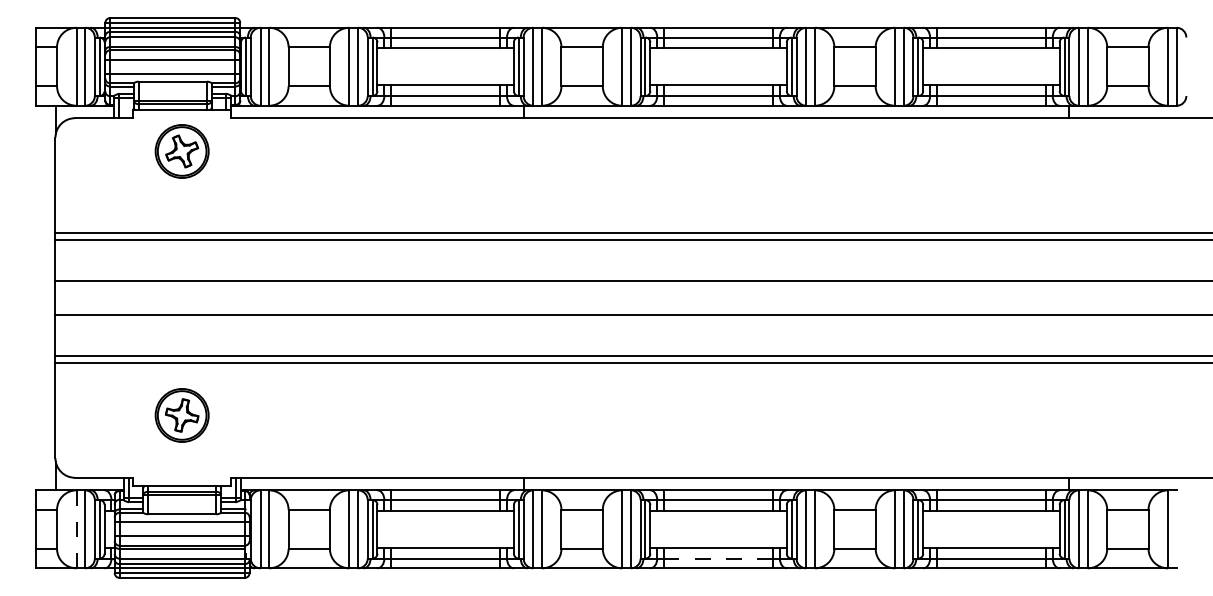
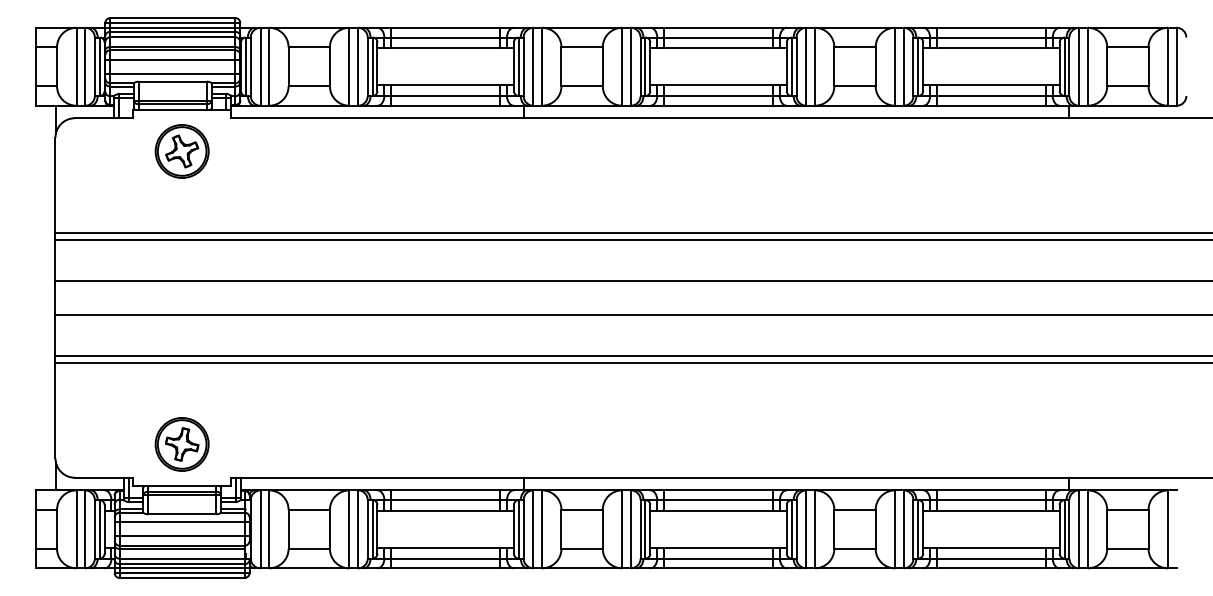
part position: (181, 415) -> (181, 444) (181, 444)
line: dashed -> solid (76, 529)
line: dashed -> solid (718, 558)
